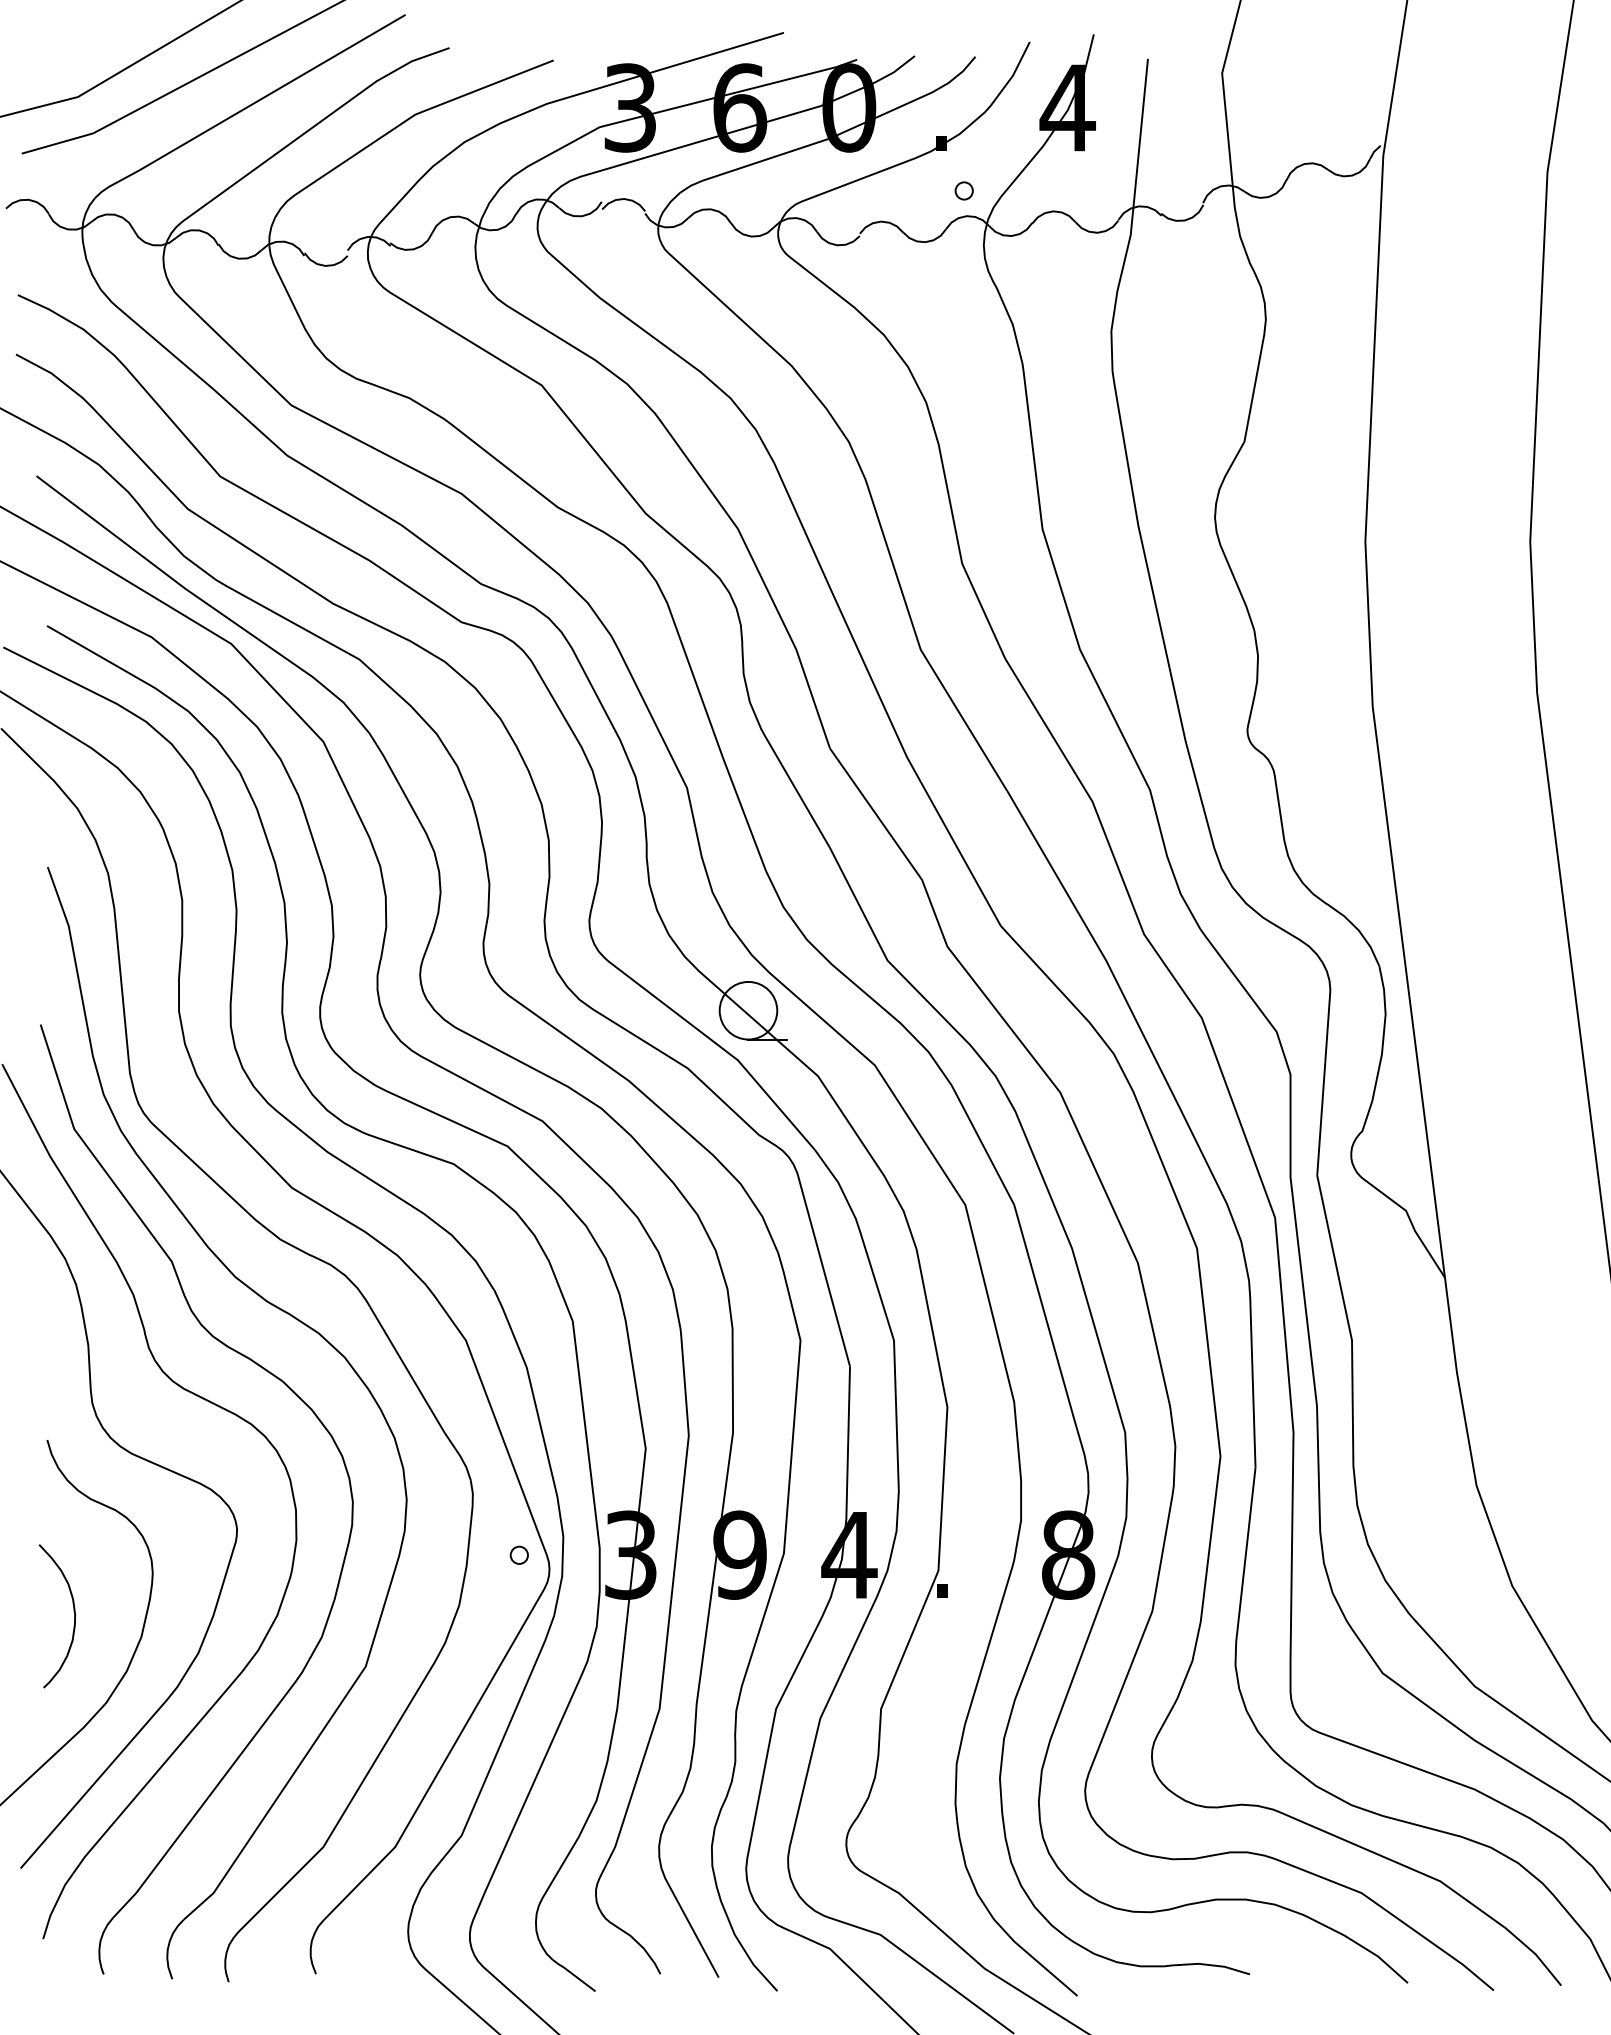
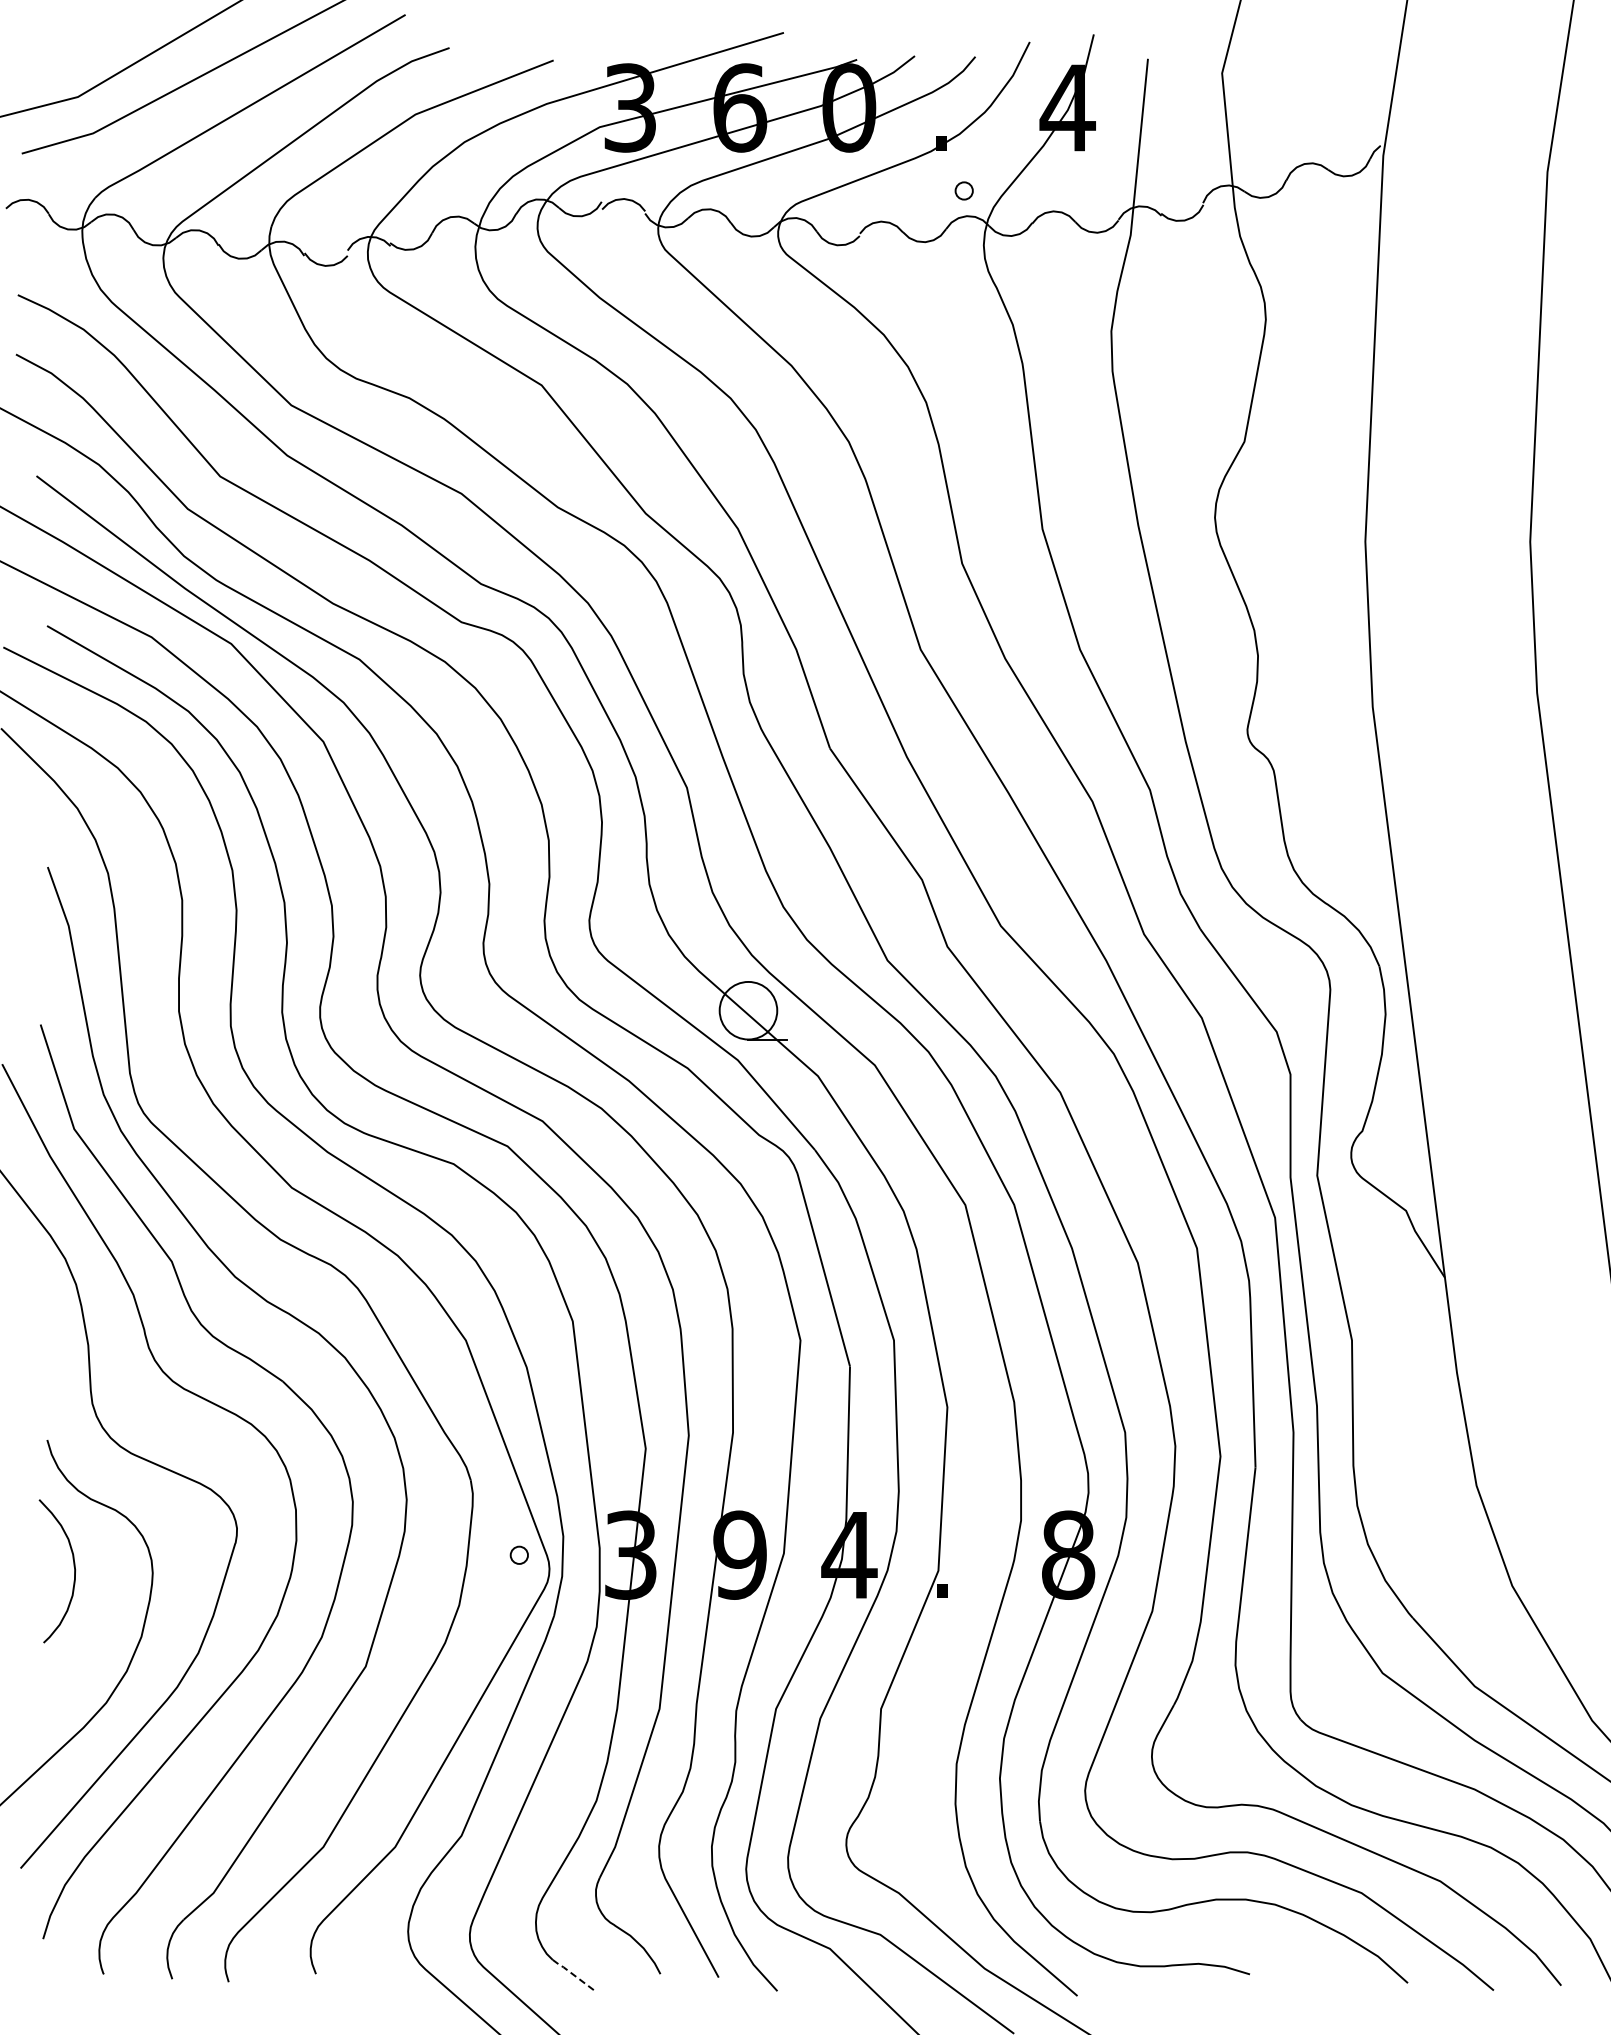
curve position: (73, 1611) -> (73, 1566) (73, 1566)
line: solid -> dashed (573, 1974)
